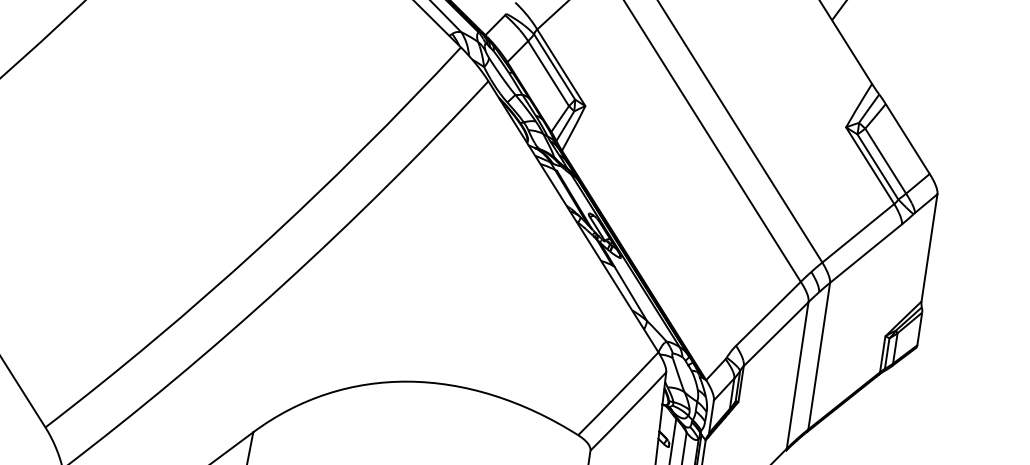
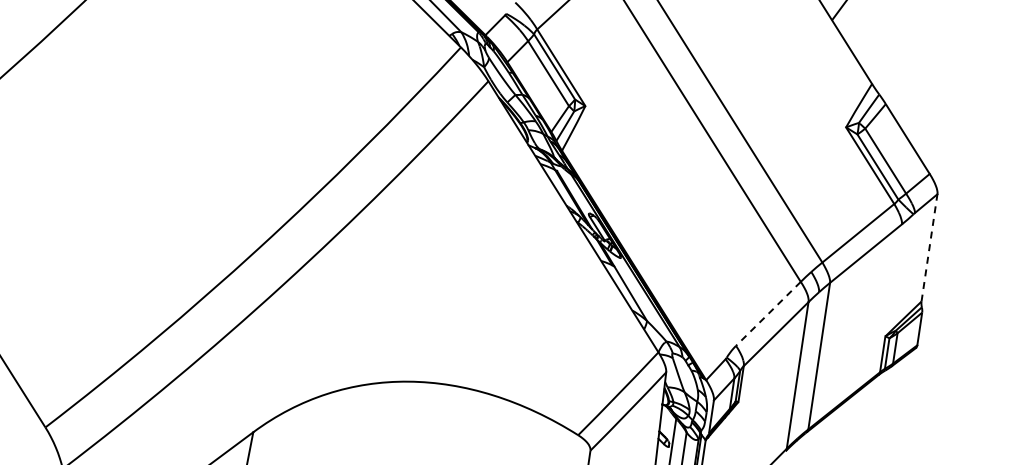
line: solid -> dashed (929, 247)
line: solid -> dashed (768, 313)
